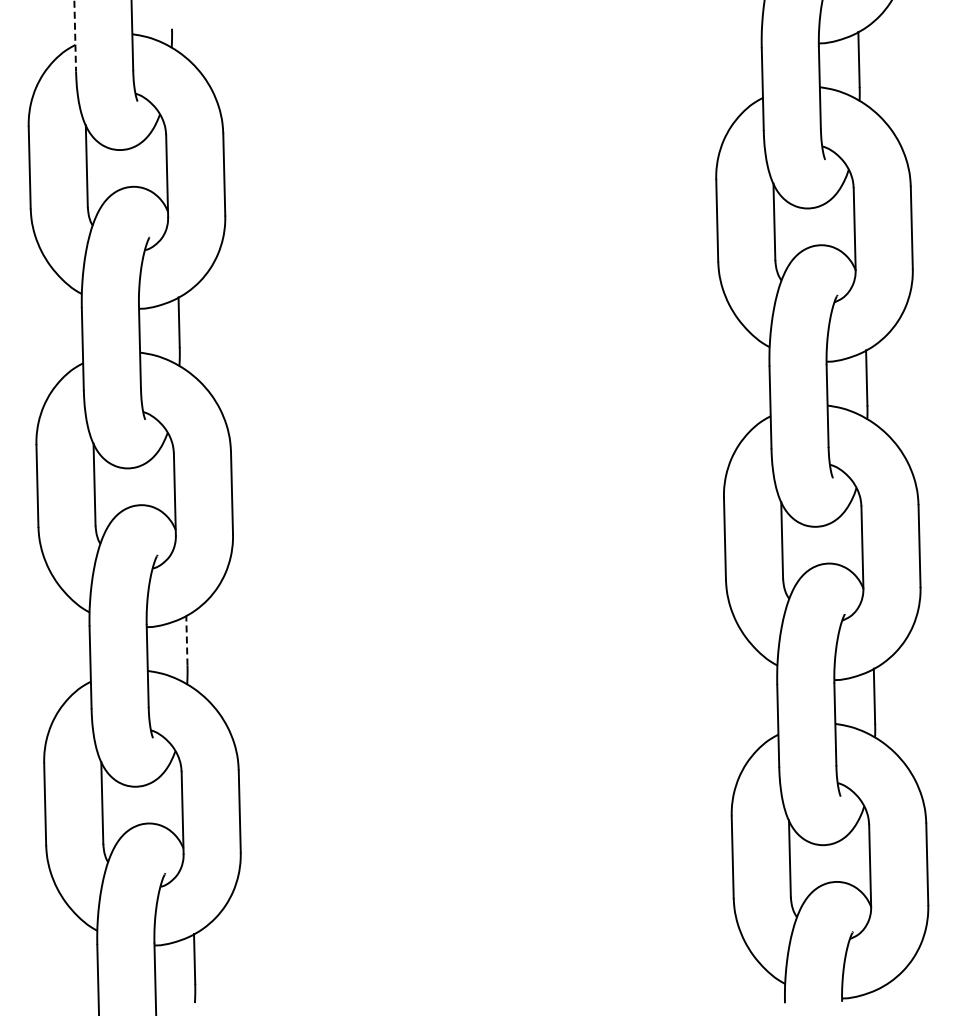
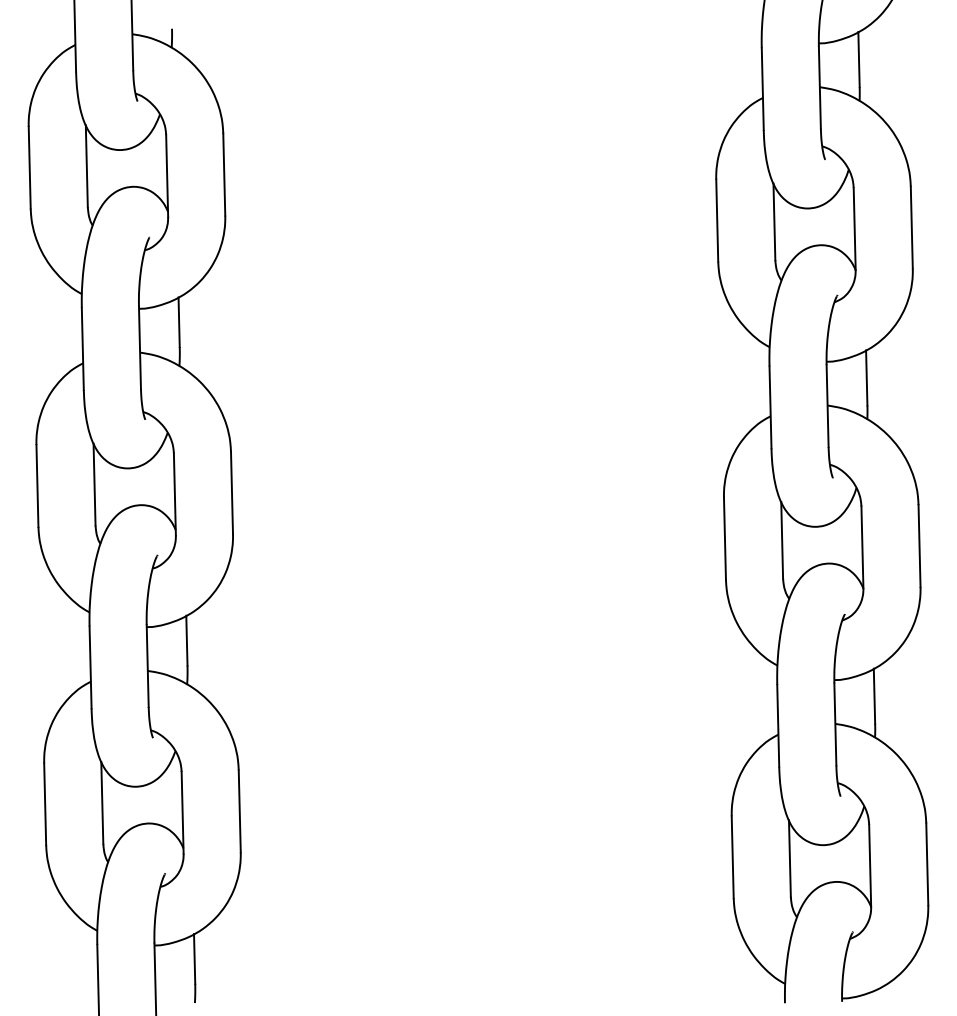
line: dashed -> solid (75, 36)
line: dashed -> solid (186, 640)
